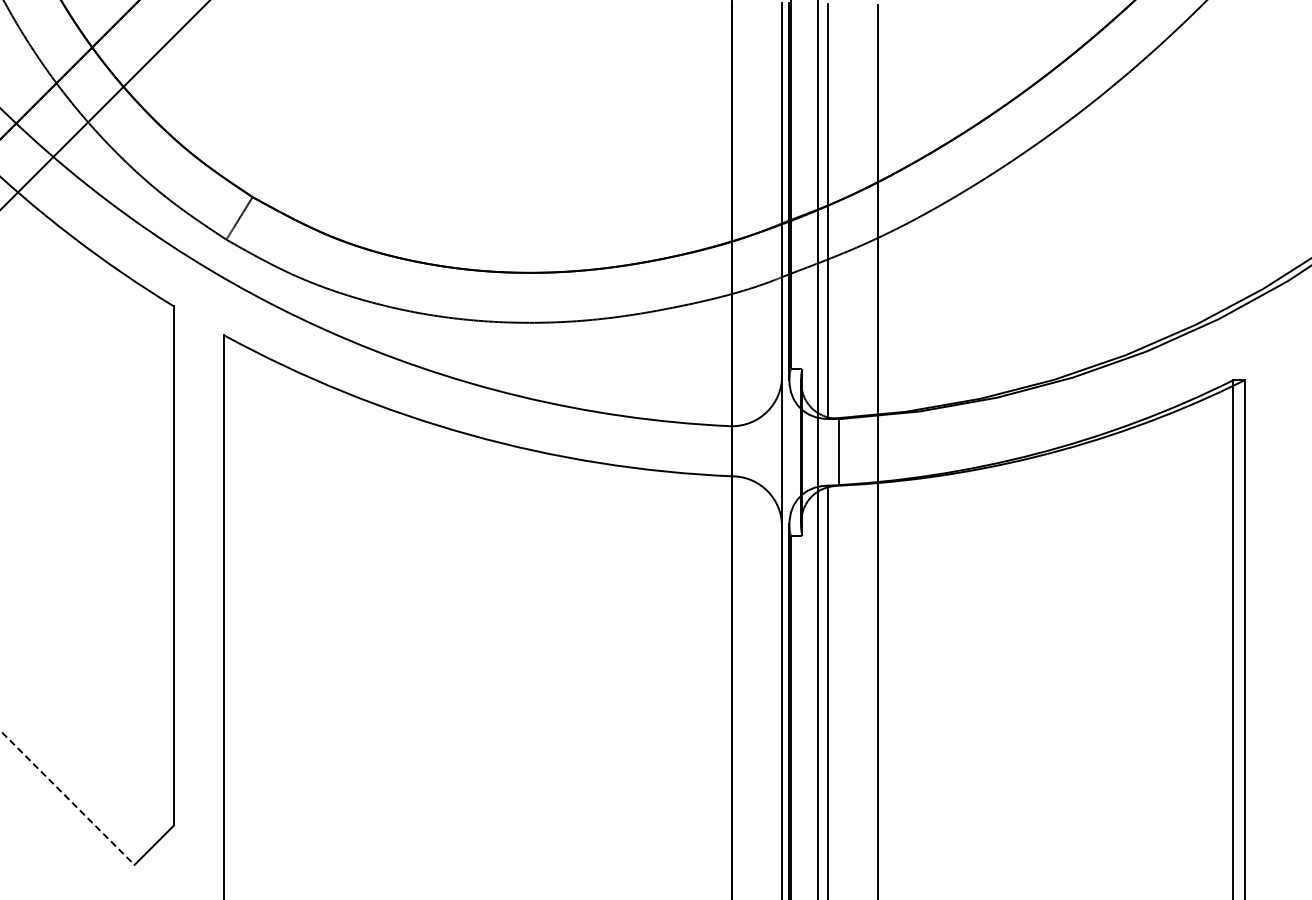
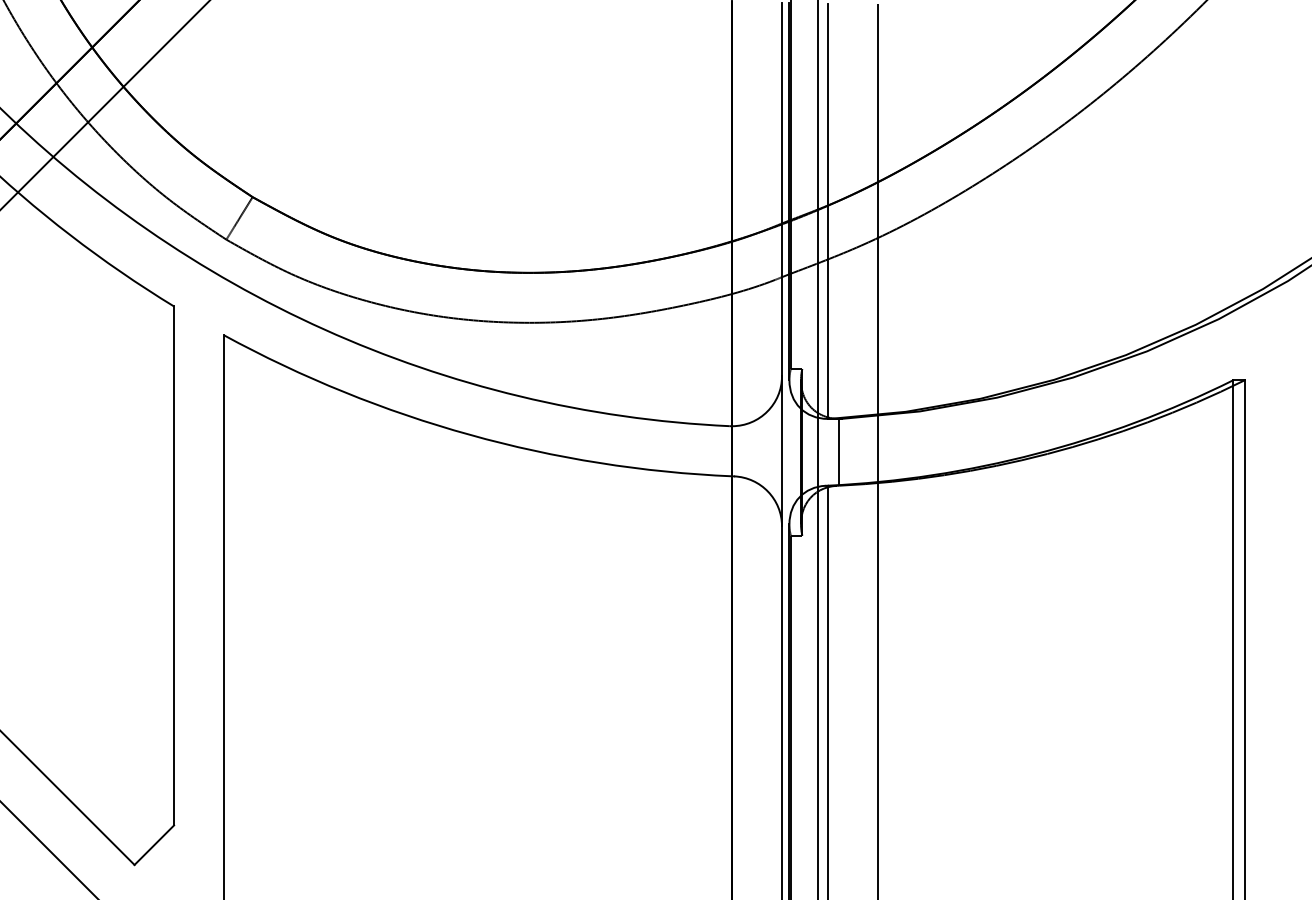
line: dashed -> solid (67, 797)
line: none -> present (48, 849)
